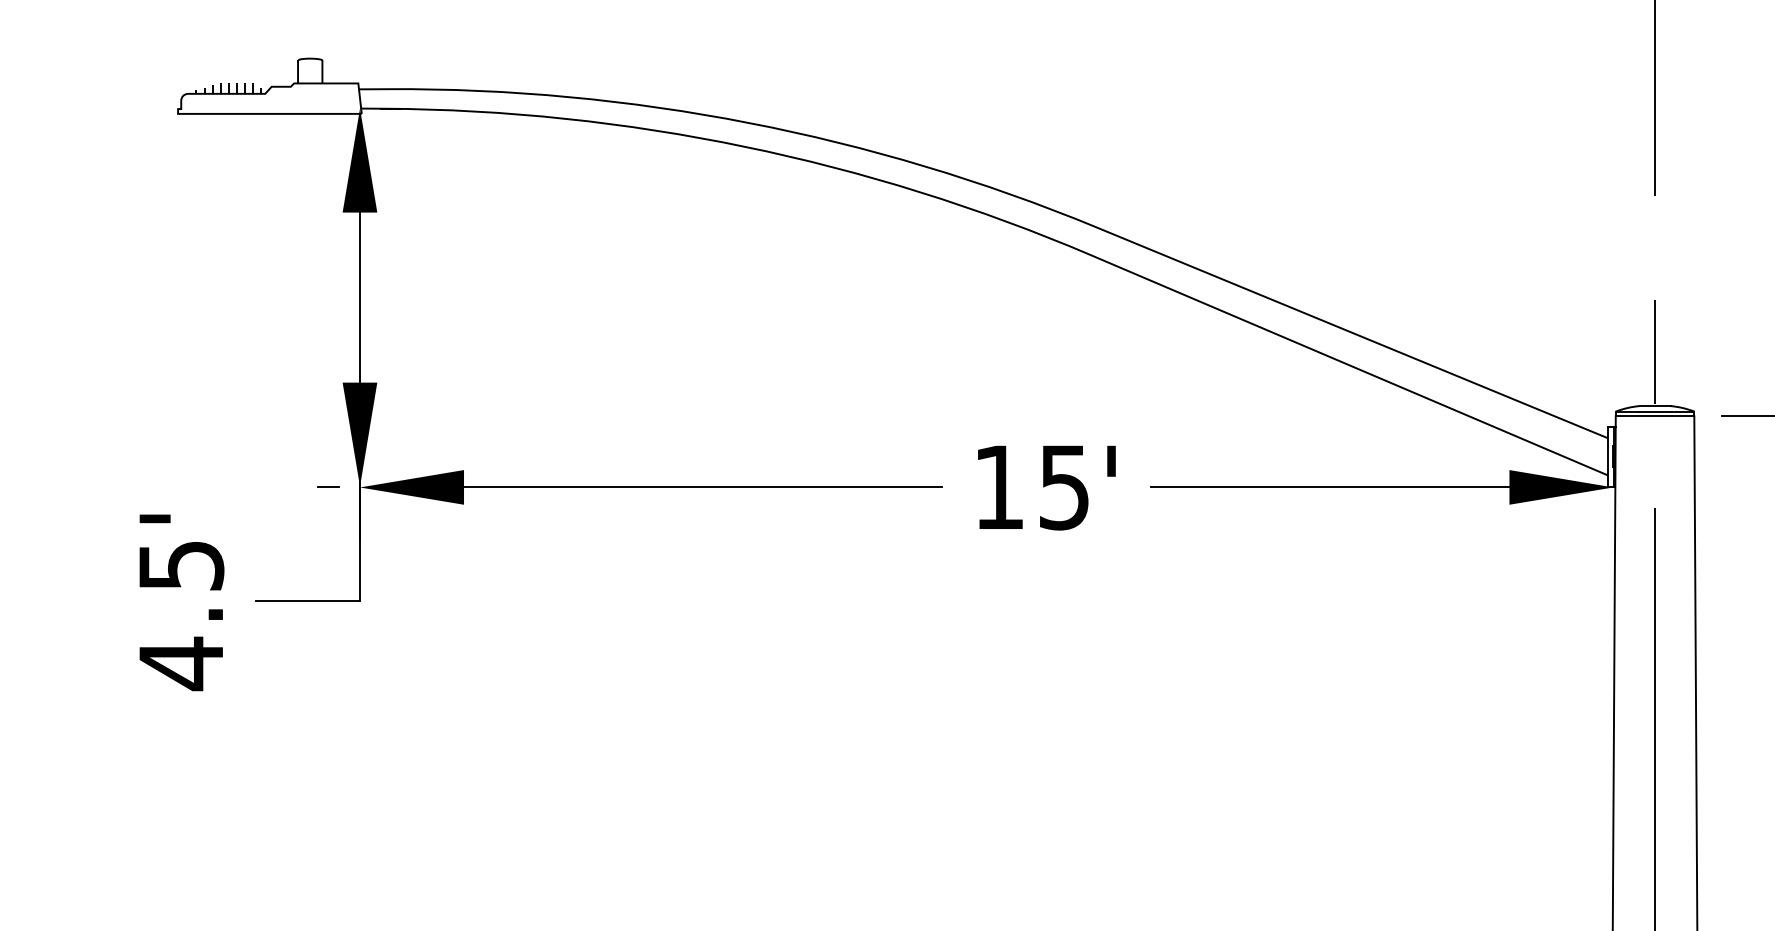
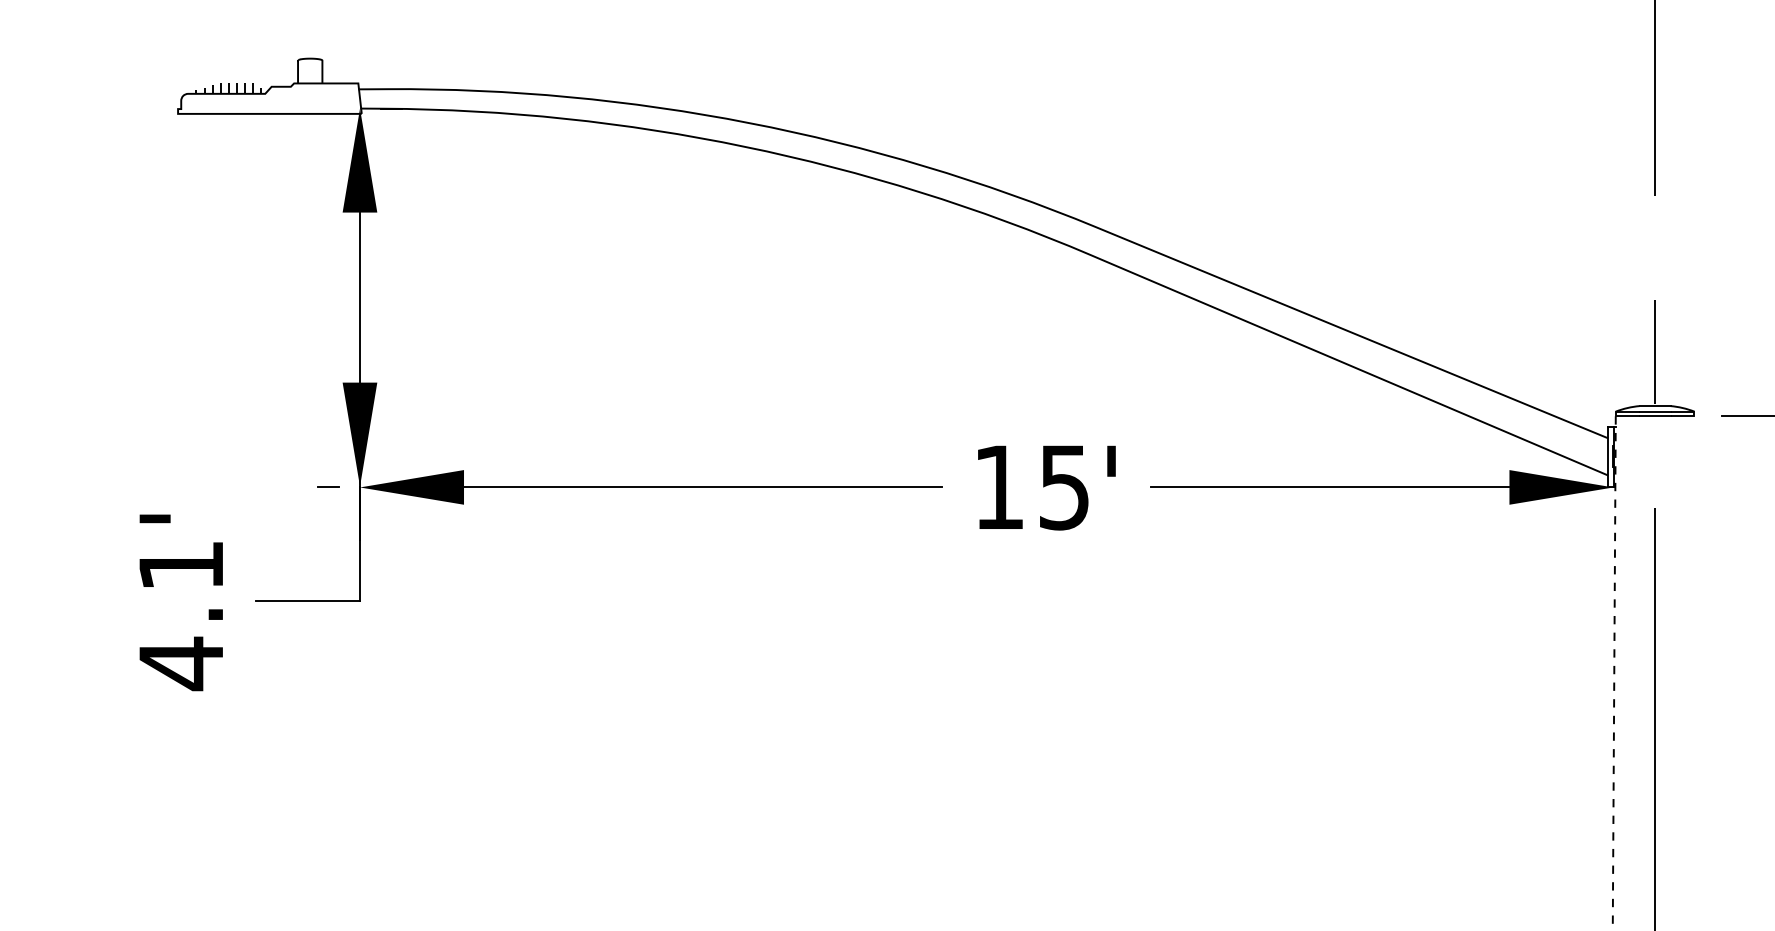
text: 4.5' -> 4.1' (181, 566)
line: present -> none (1695, 671)
line: solid -> dashed (1614, 673)
